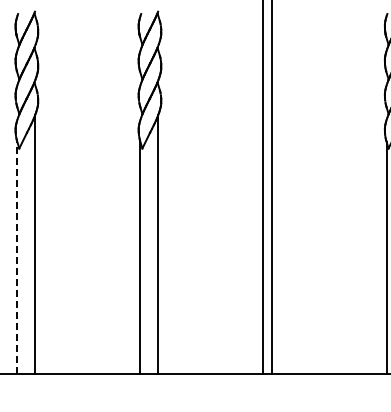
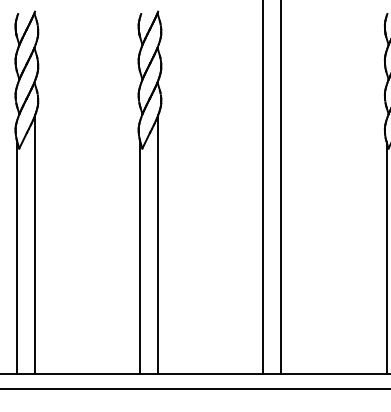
line position: (272, 187) -> (281, 187) (281, 187)
line: dashed -> solid (17, 257)
line: none -> present (194, 389)
